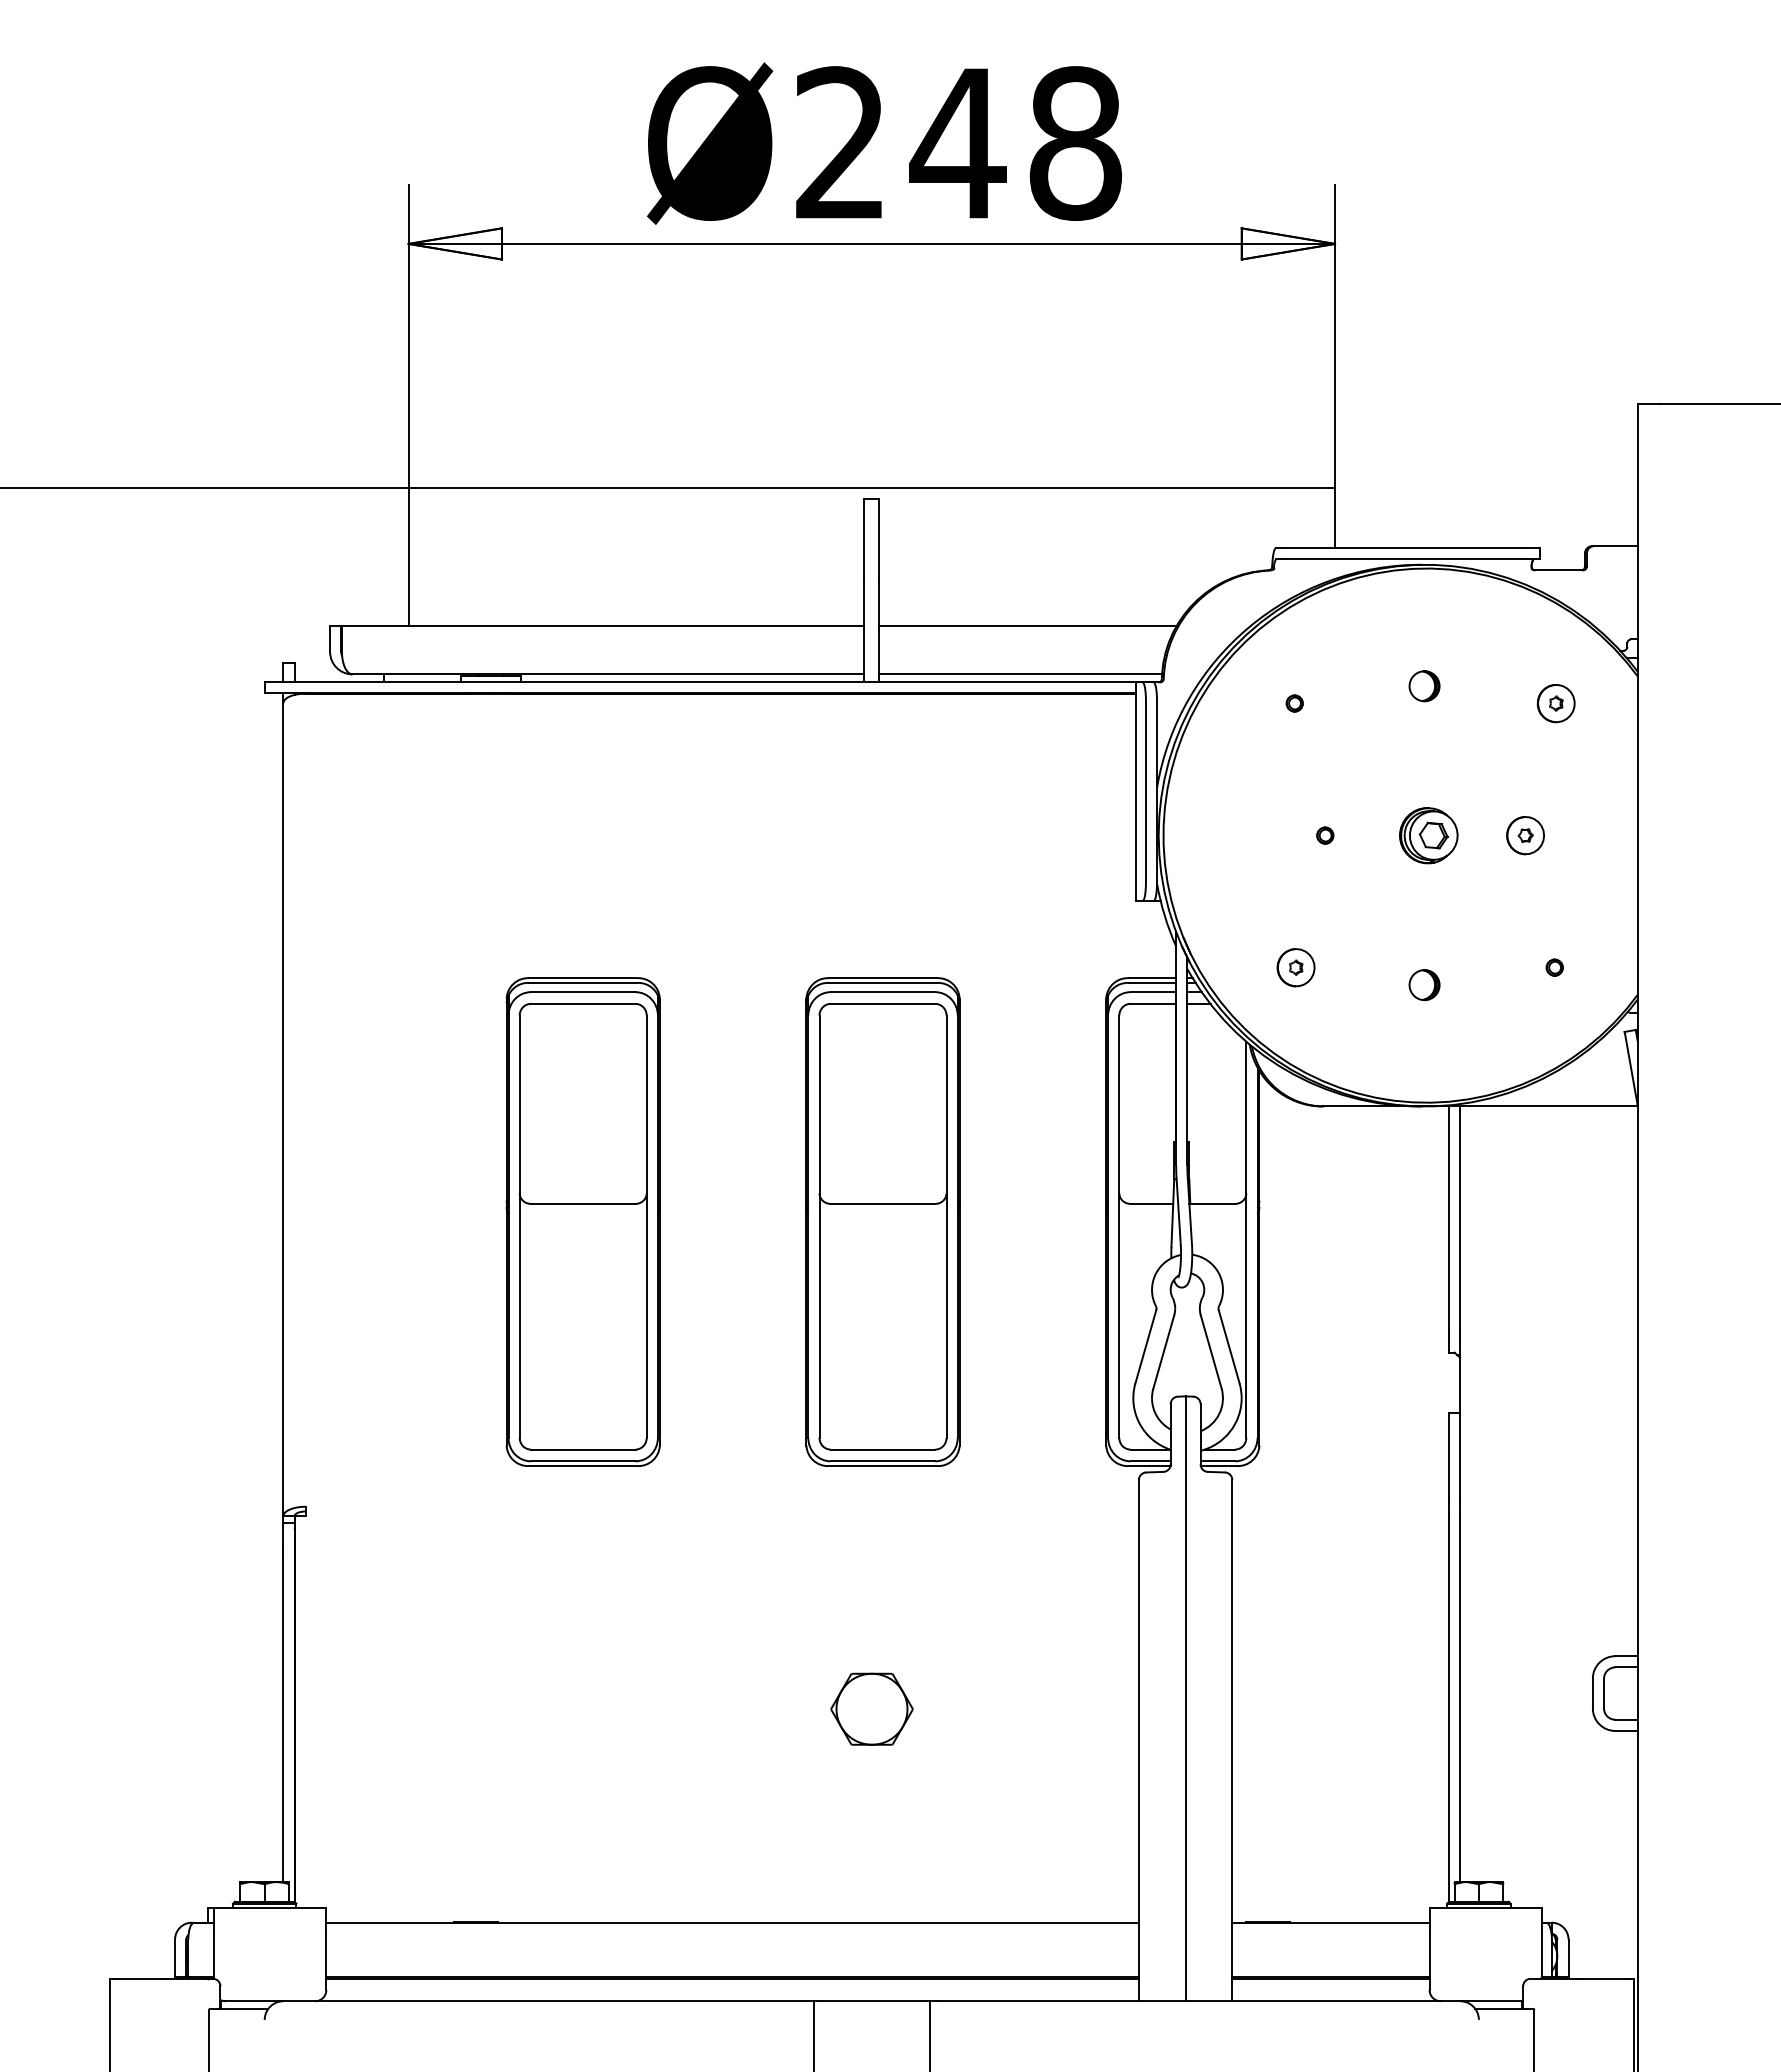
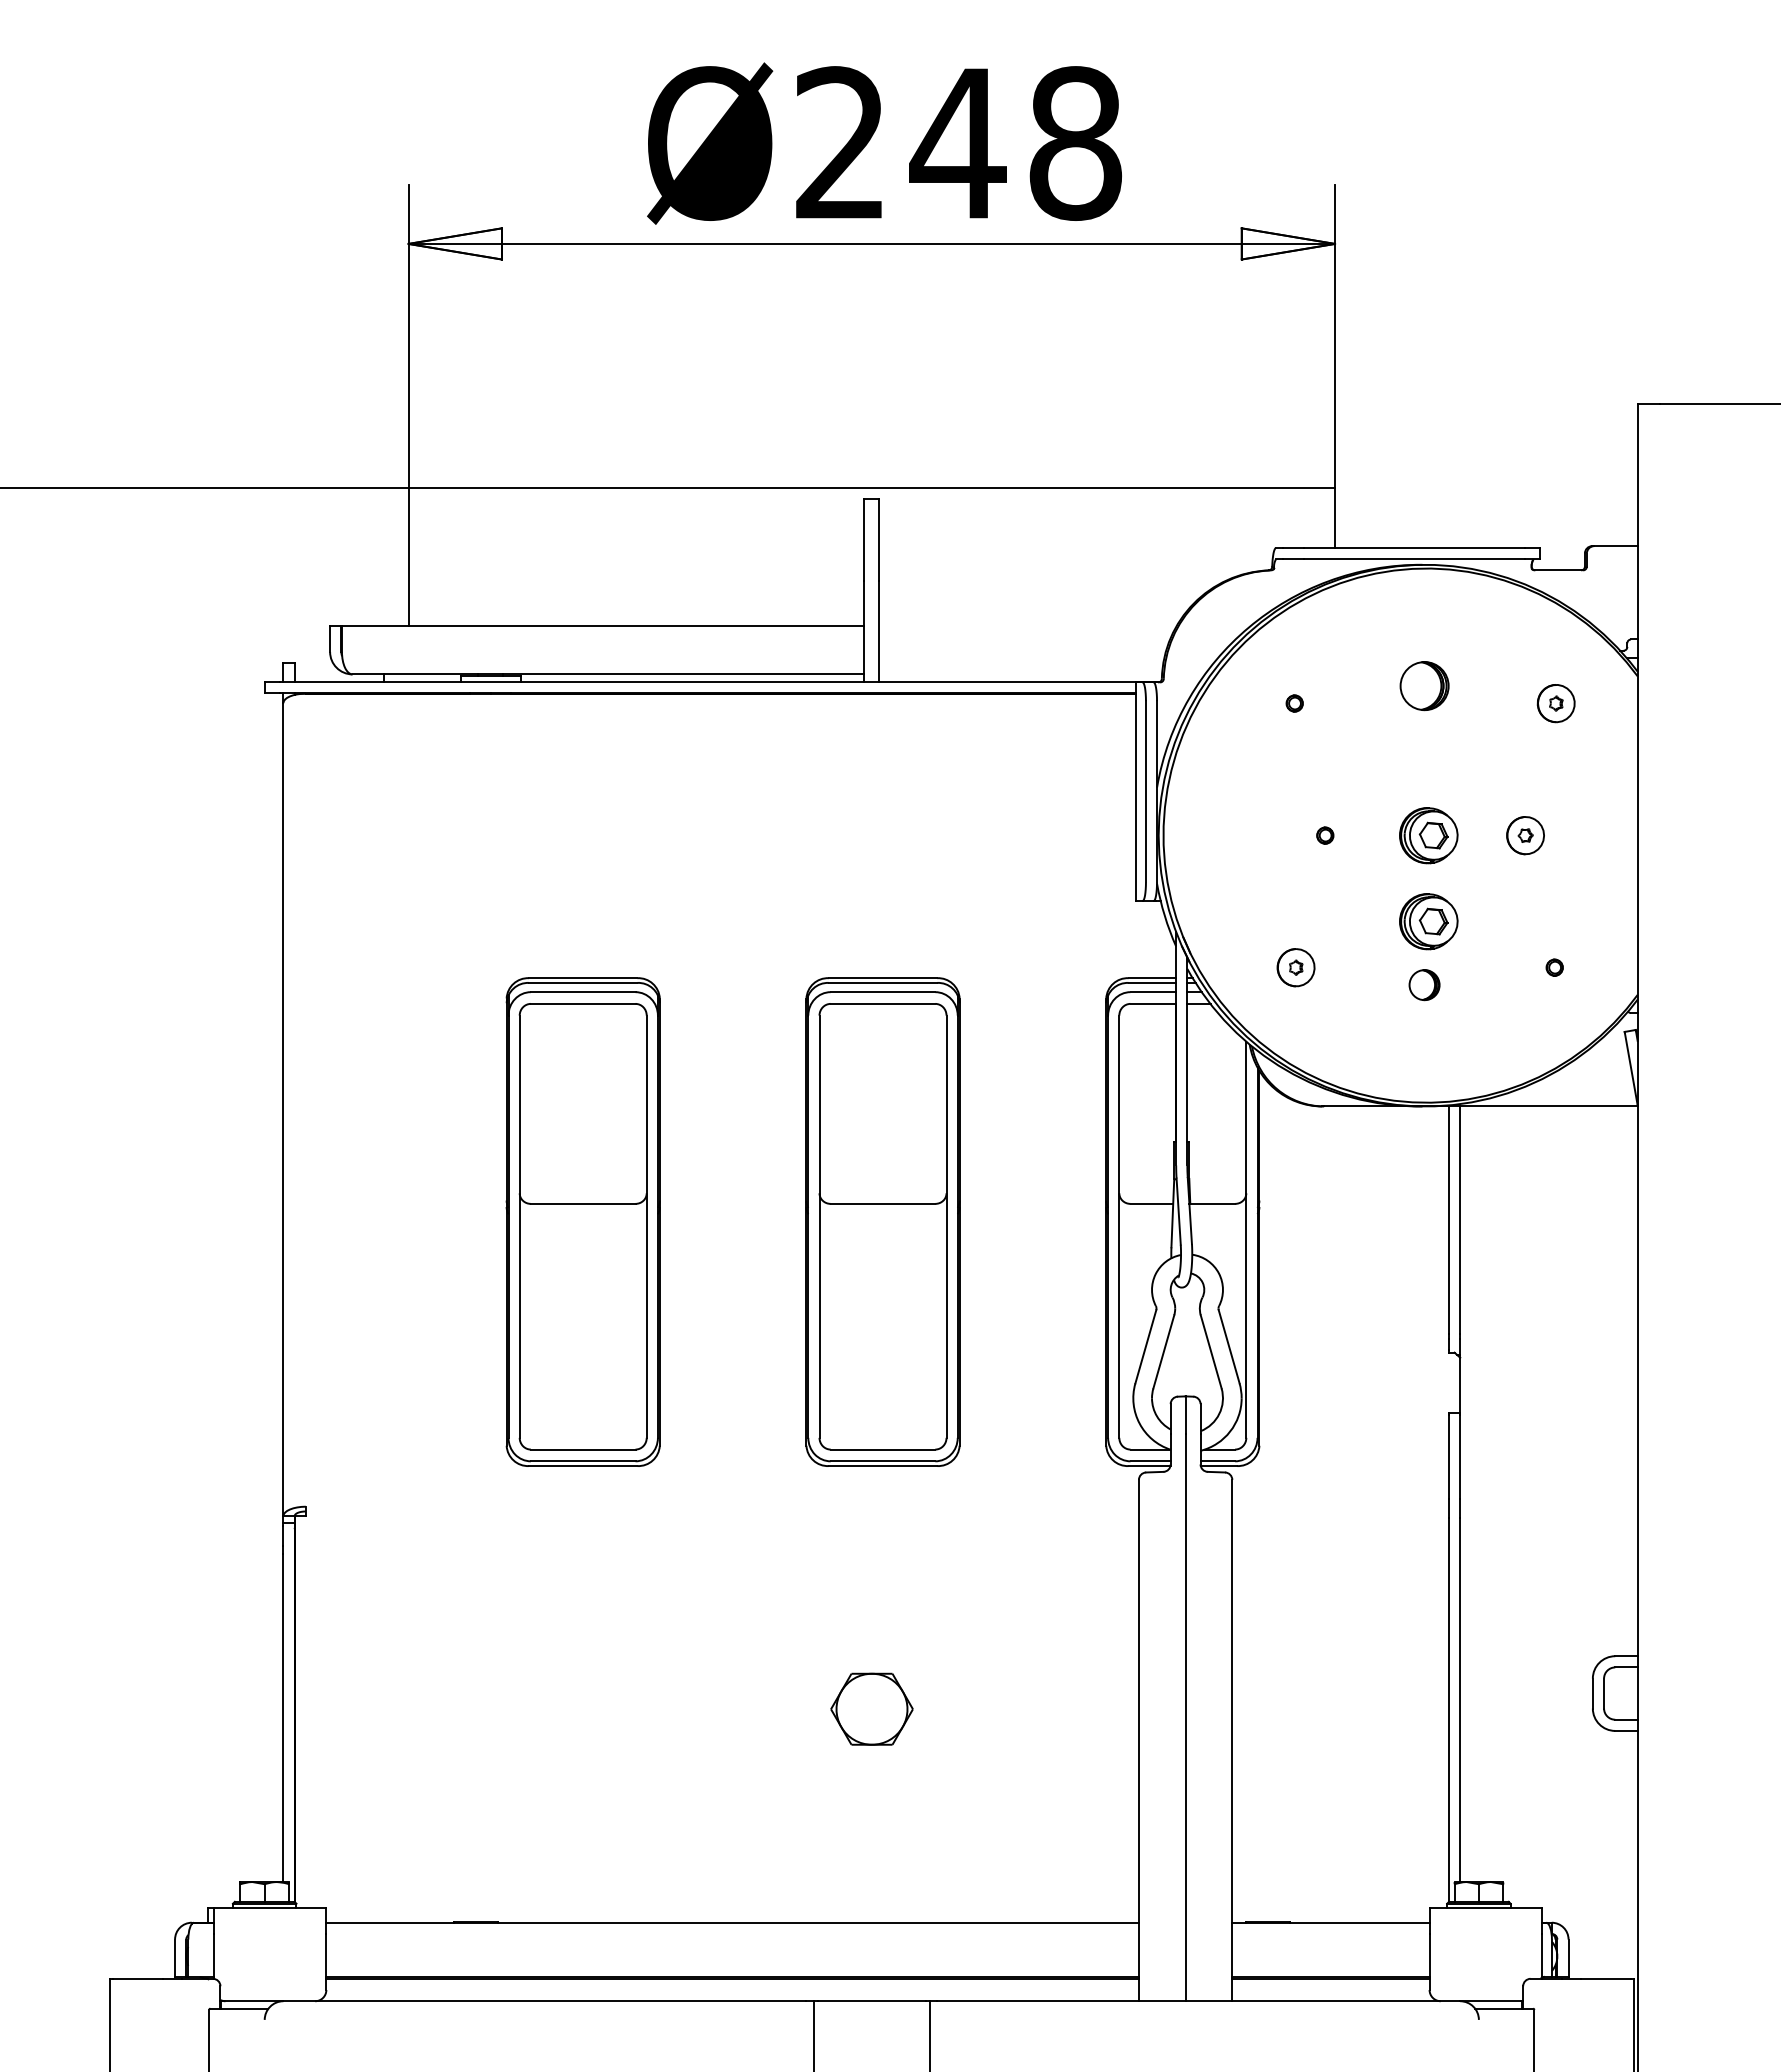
line: present -> none (1027, 625)
line: present -> none (1020, 674)
part size: 33x33 px -> 51x51 px (1424, 686)
part: none -> present (1428, 921)
